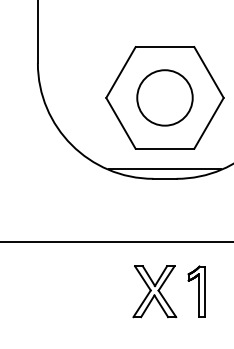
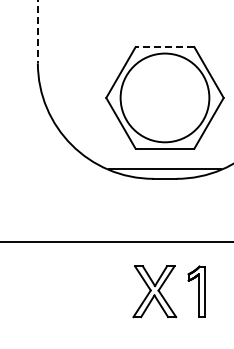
line: solid -> dashed (37, 32)
line: solid -> dashed (164, 47)
circle diameter: 55 px -> 89 px (164, 97)
